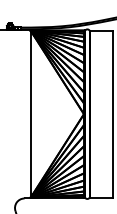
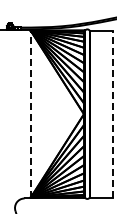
line: solid -> dashed (30, 113)
line: solid -> dashed (112, 113)
